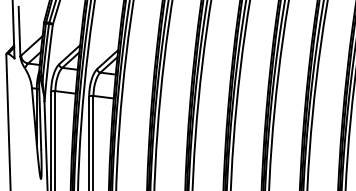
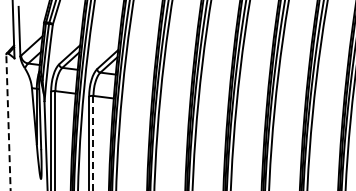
line: solid -> dashed (8, 122)
line: solid -> dashed (93, 143)
